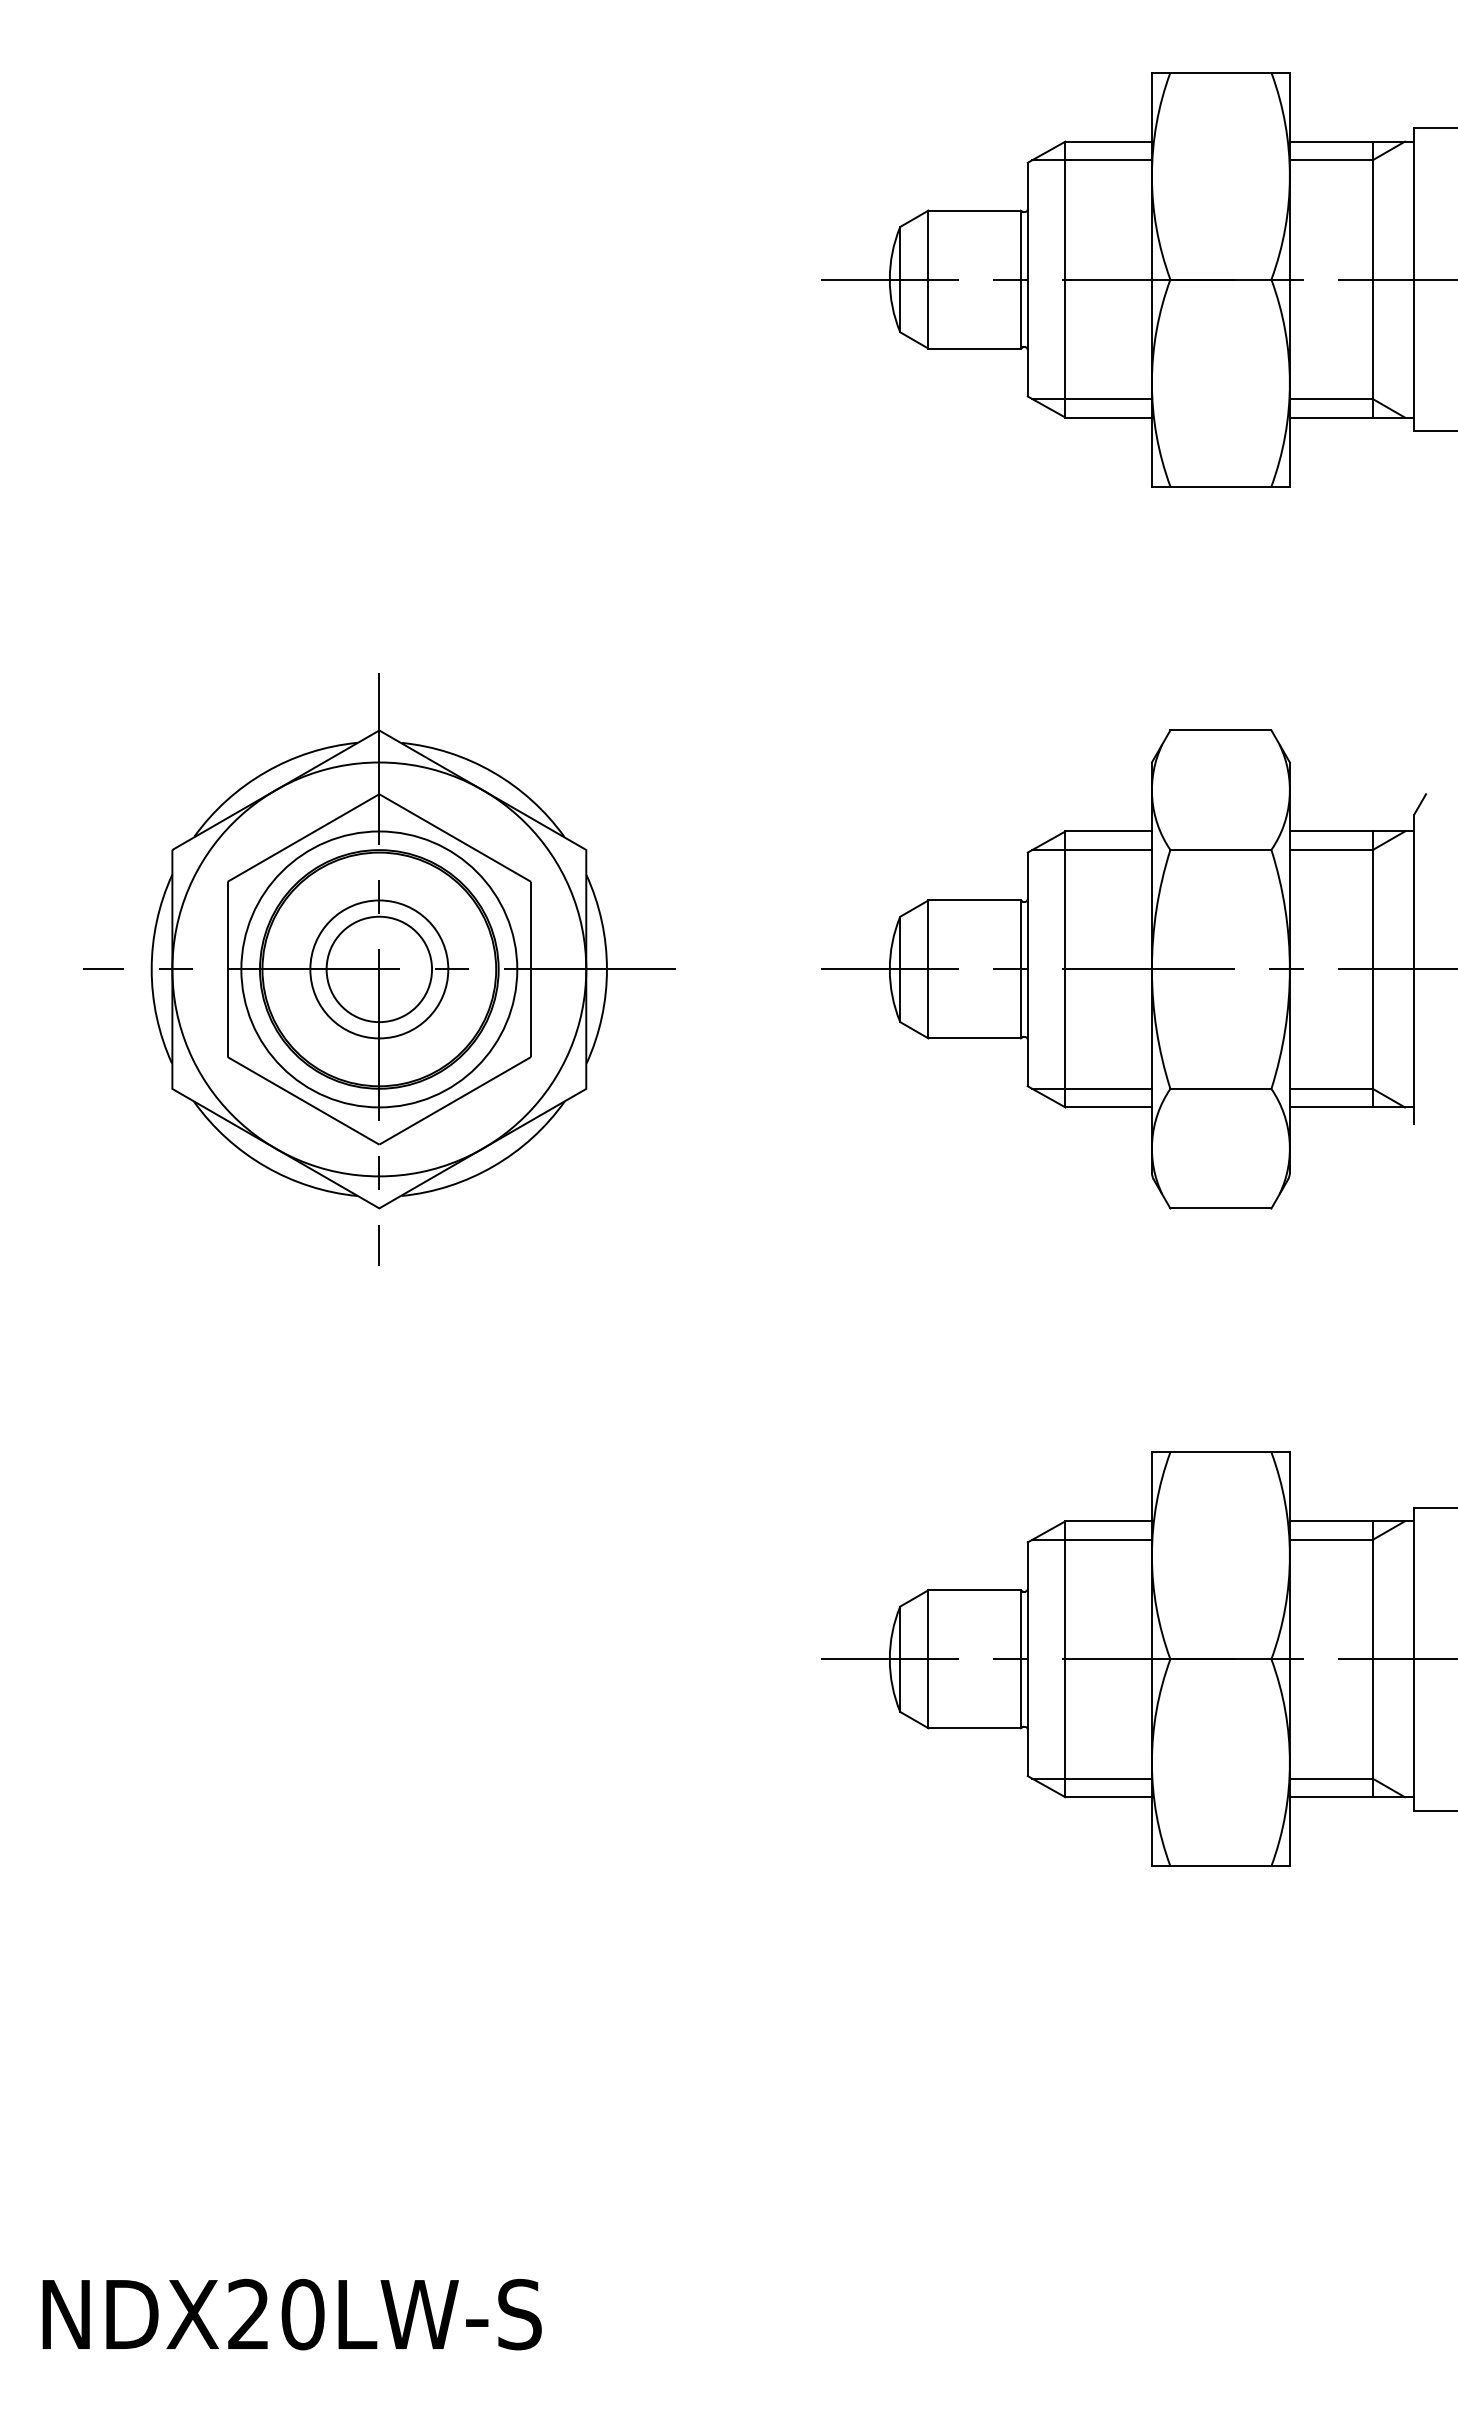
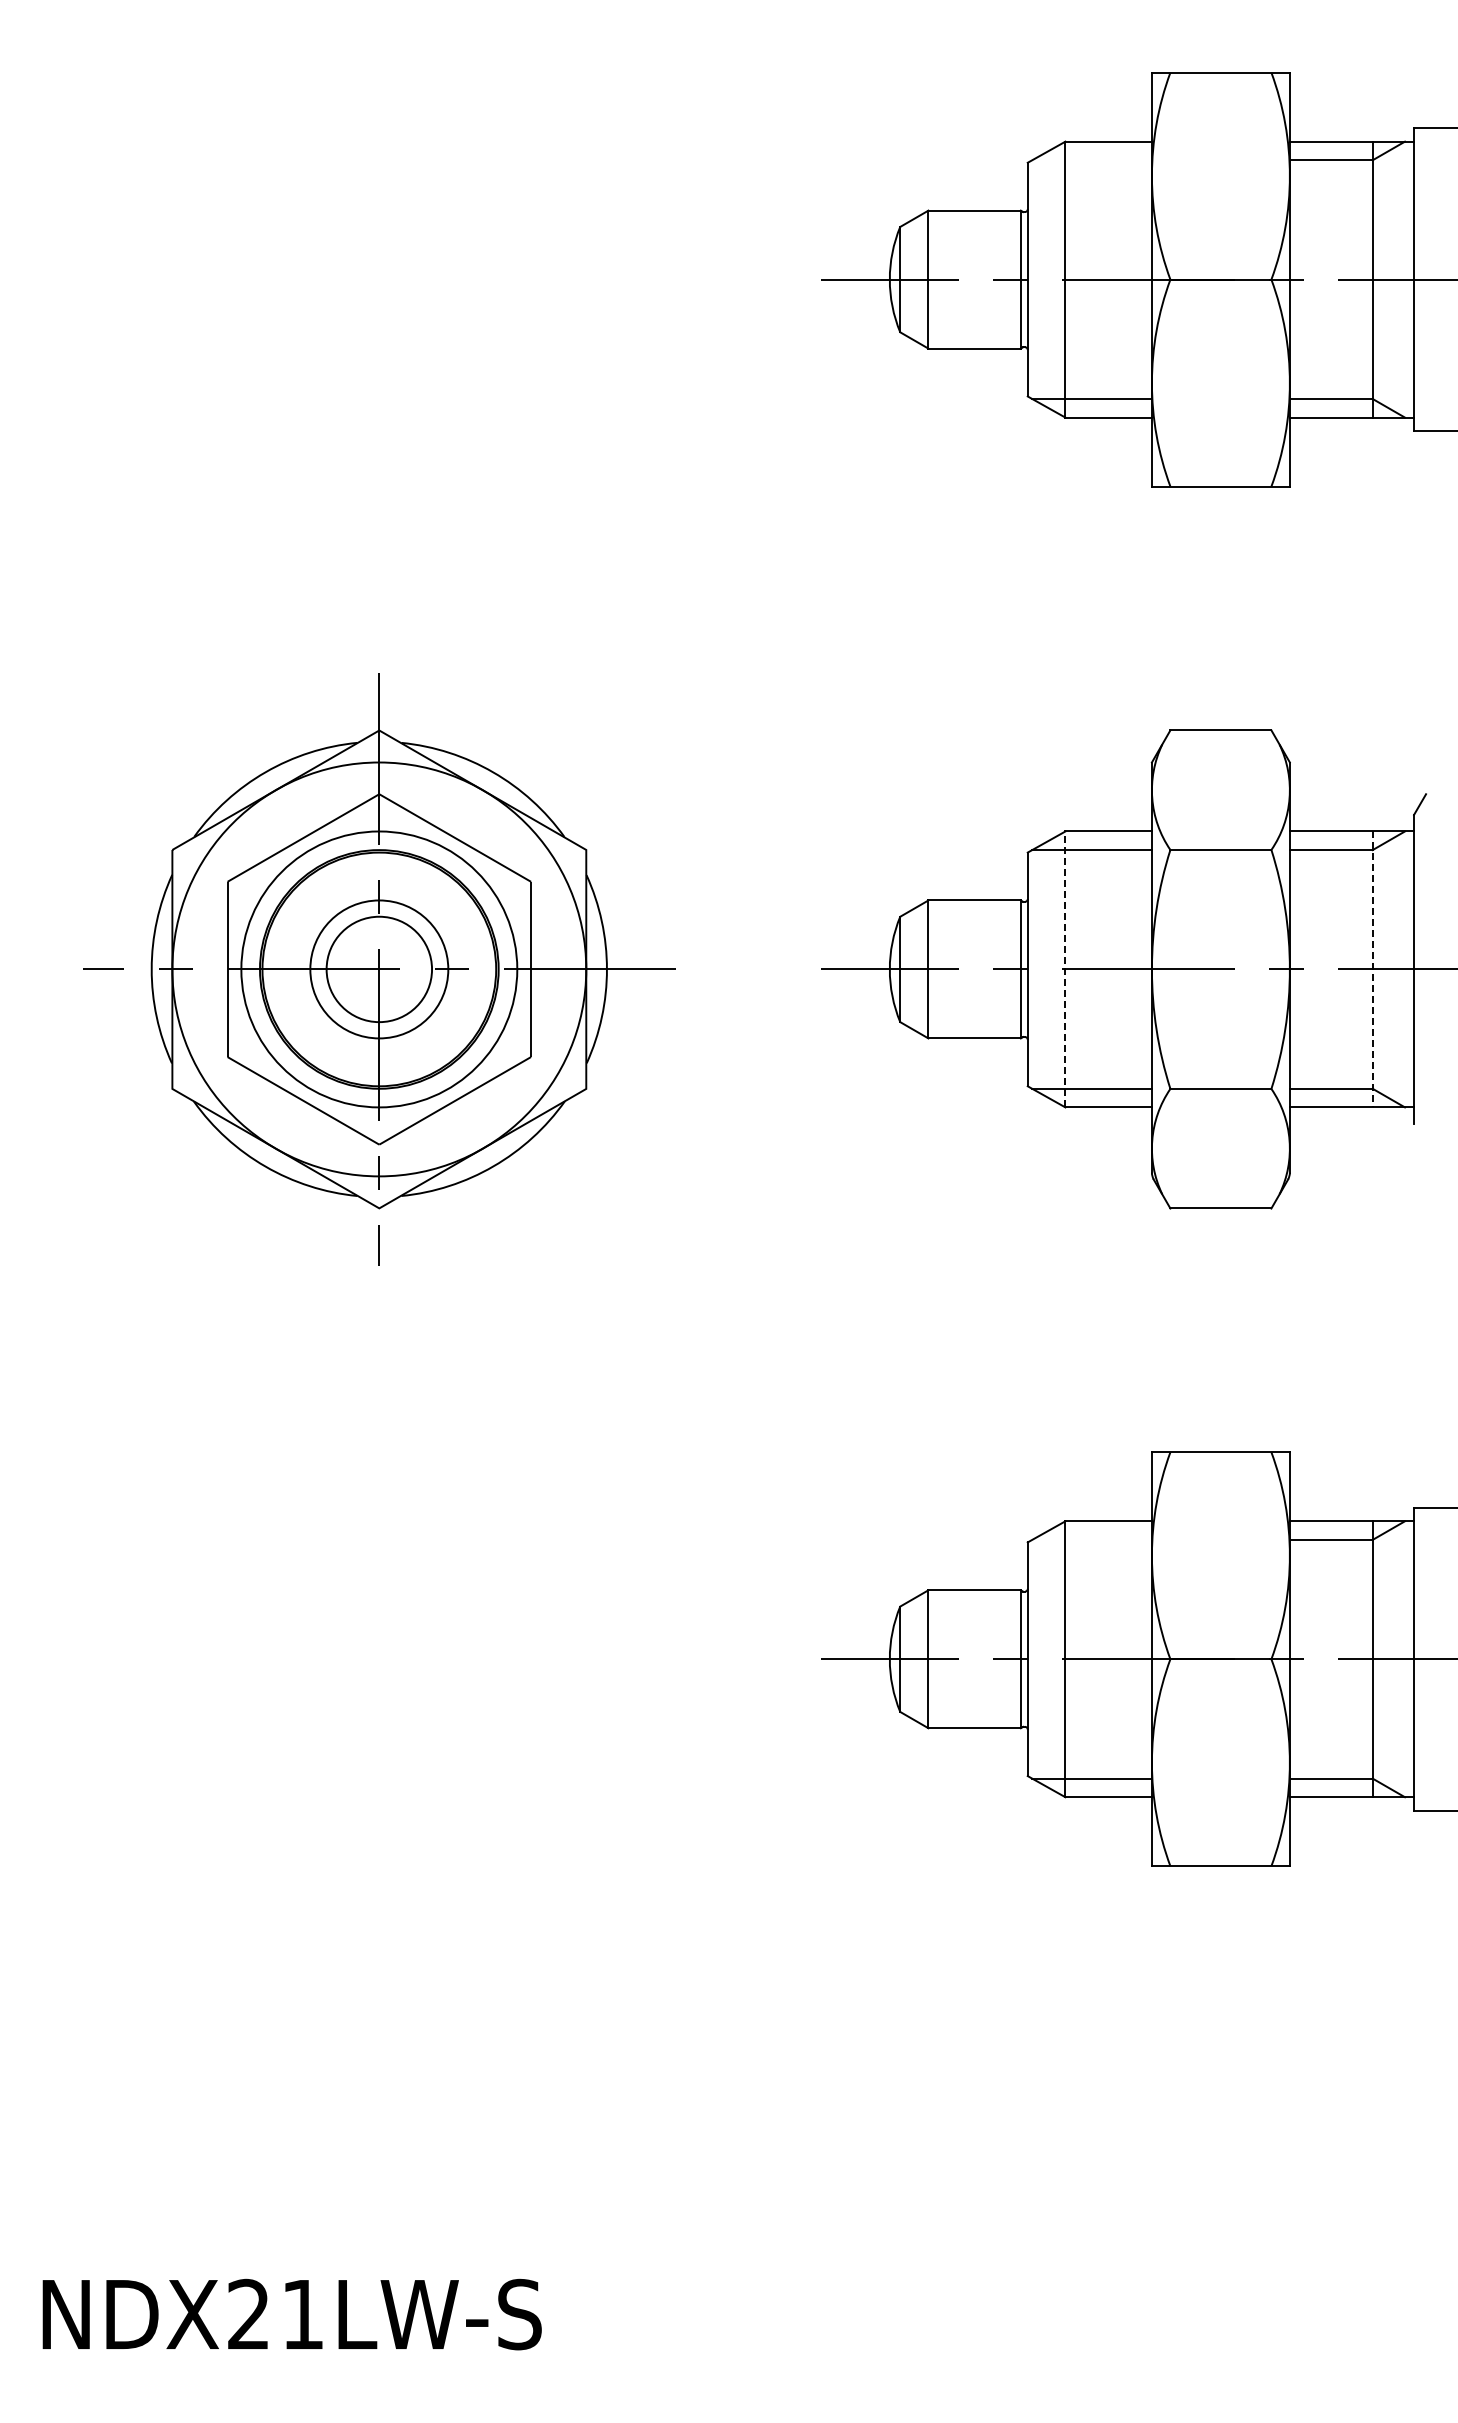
line: present -> none (1091, 160)
line: solid -> dashed (1065, 969)
line: solid -> dashed (1372, 969)
line: present -> none (1091, 1539)
text: NDX20LW-S -> NDX21LW-S (302, 2314)
